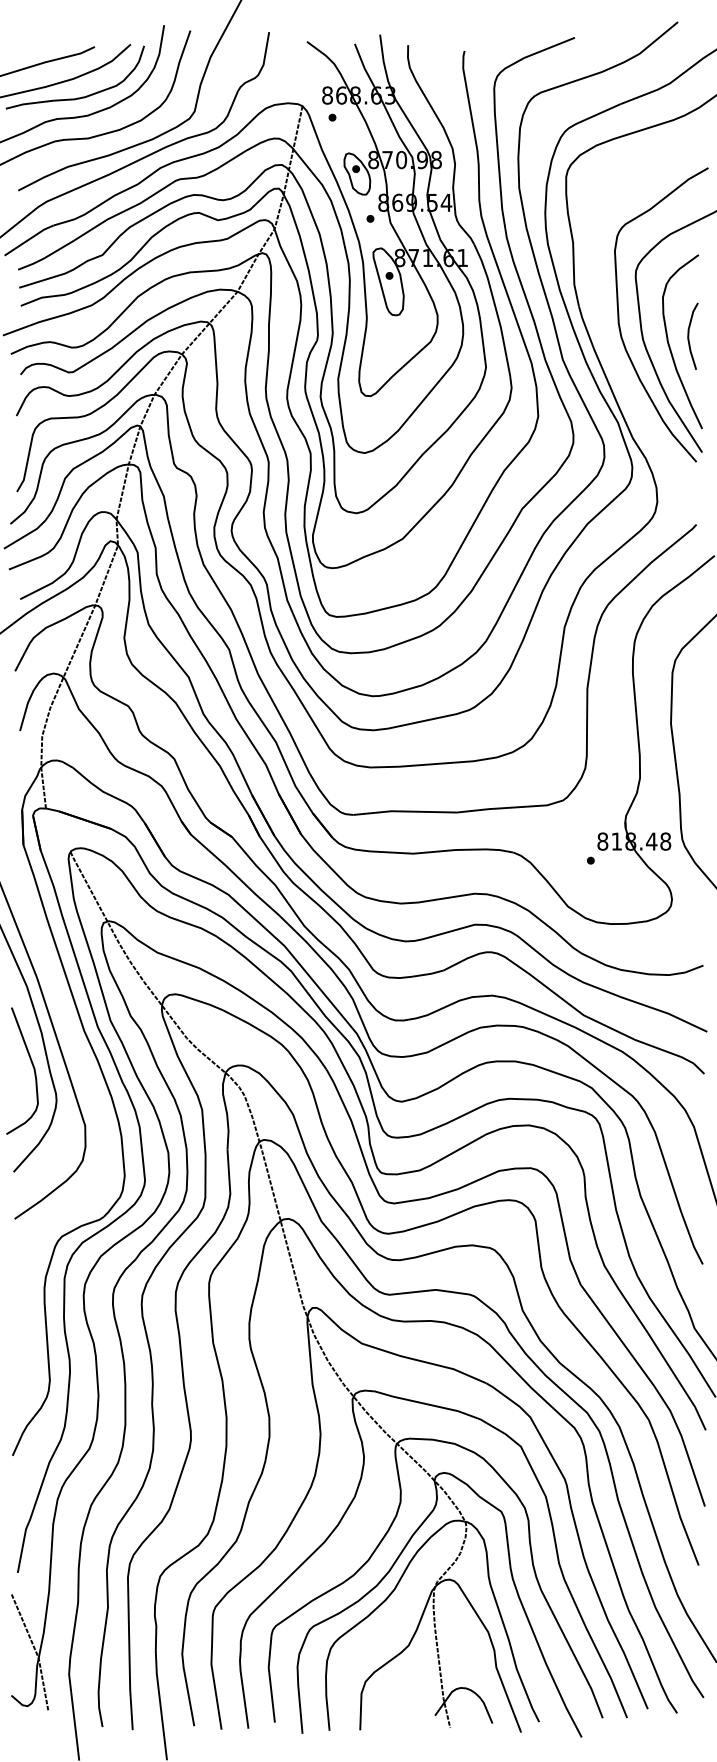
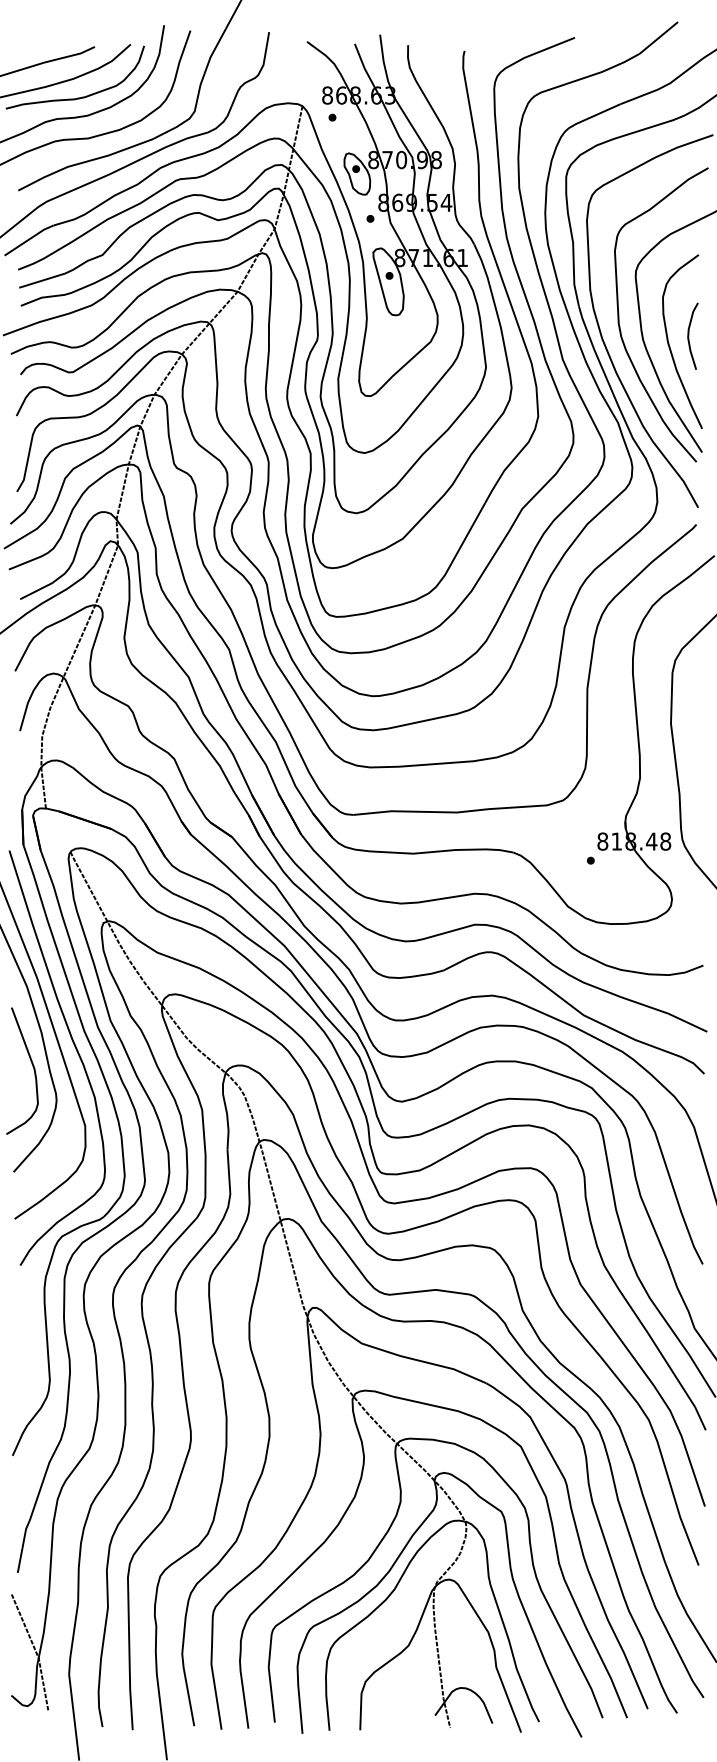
curve: none -> present (601, 331)
curve: none -> present (74, 1047)
